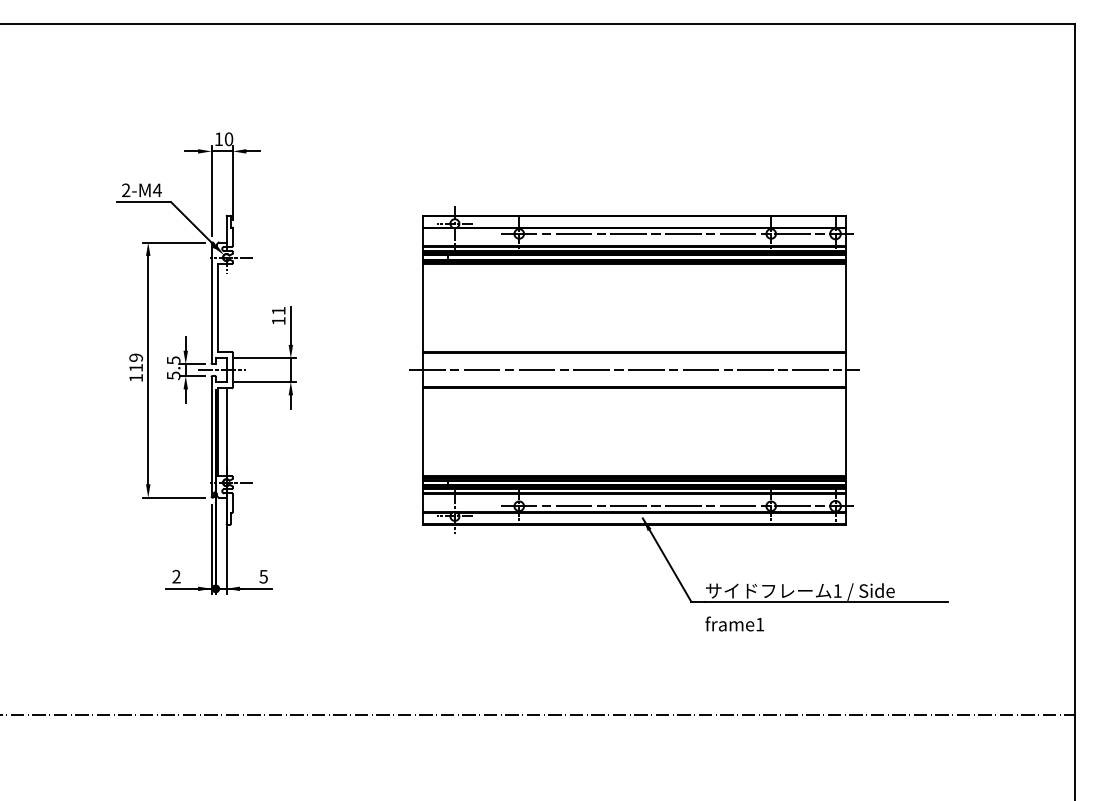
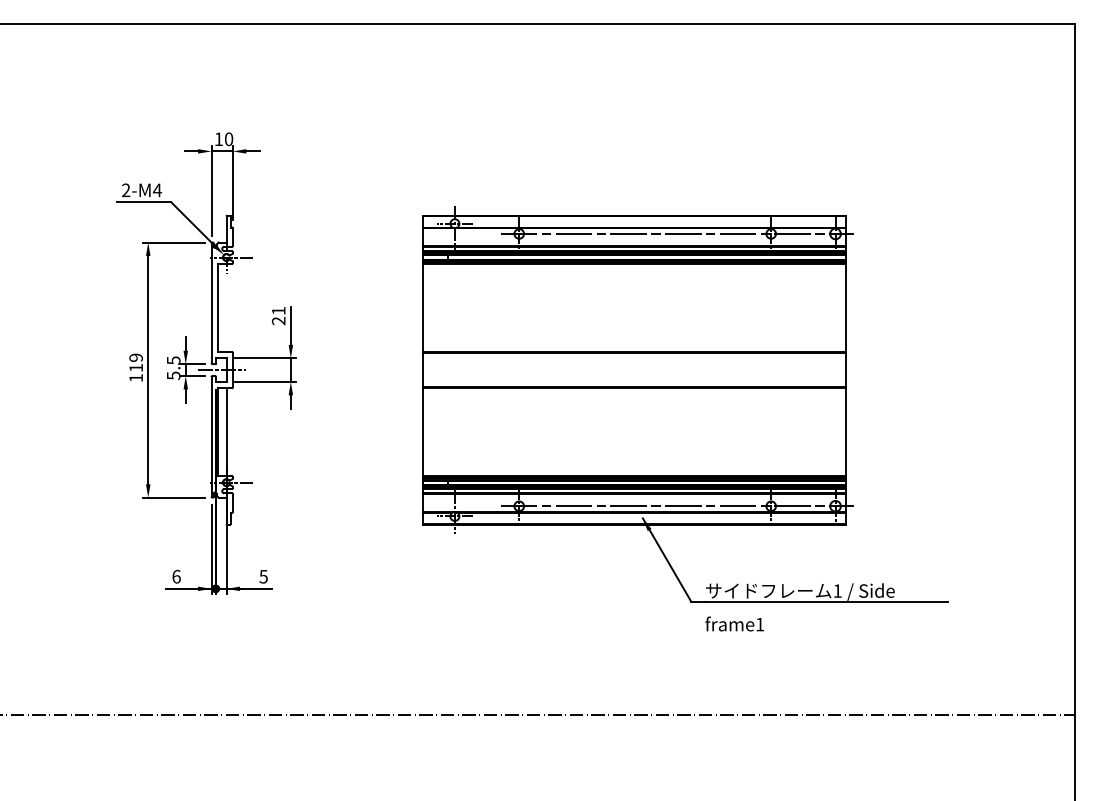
text: 11 -> 21 (278, 321)
line: present -> none (634, 370)
text: 2 -> 6 (176, 576)
